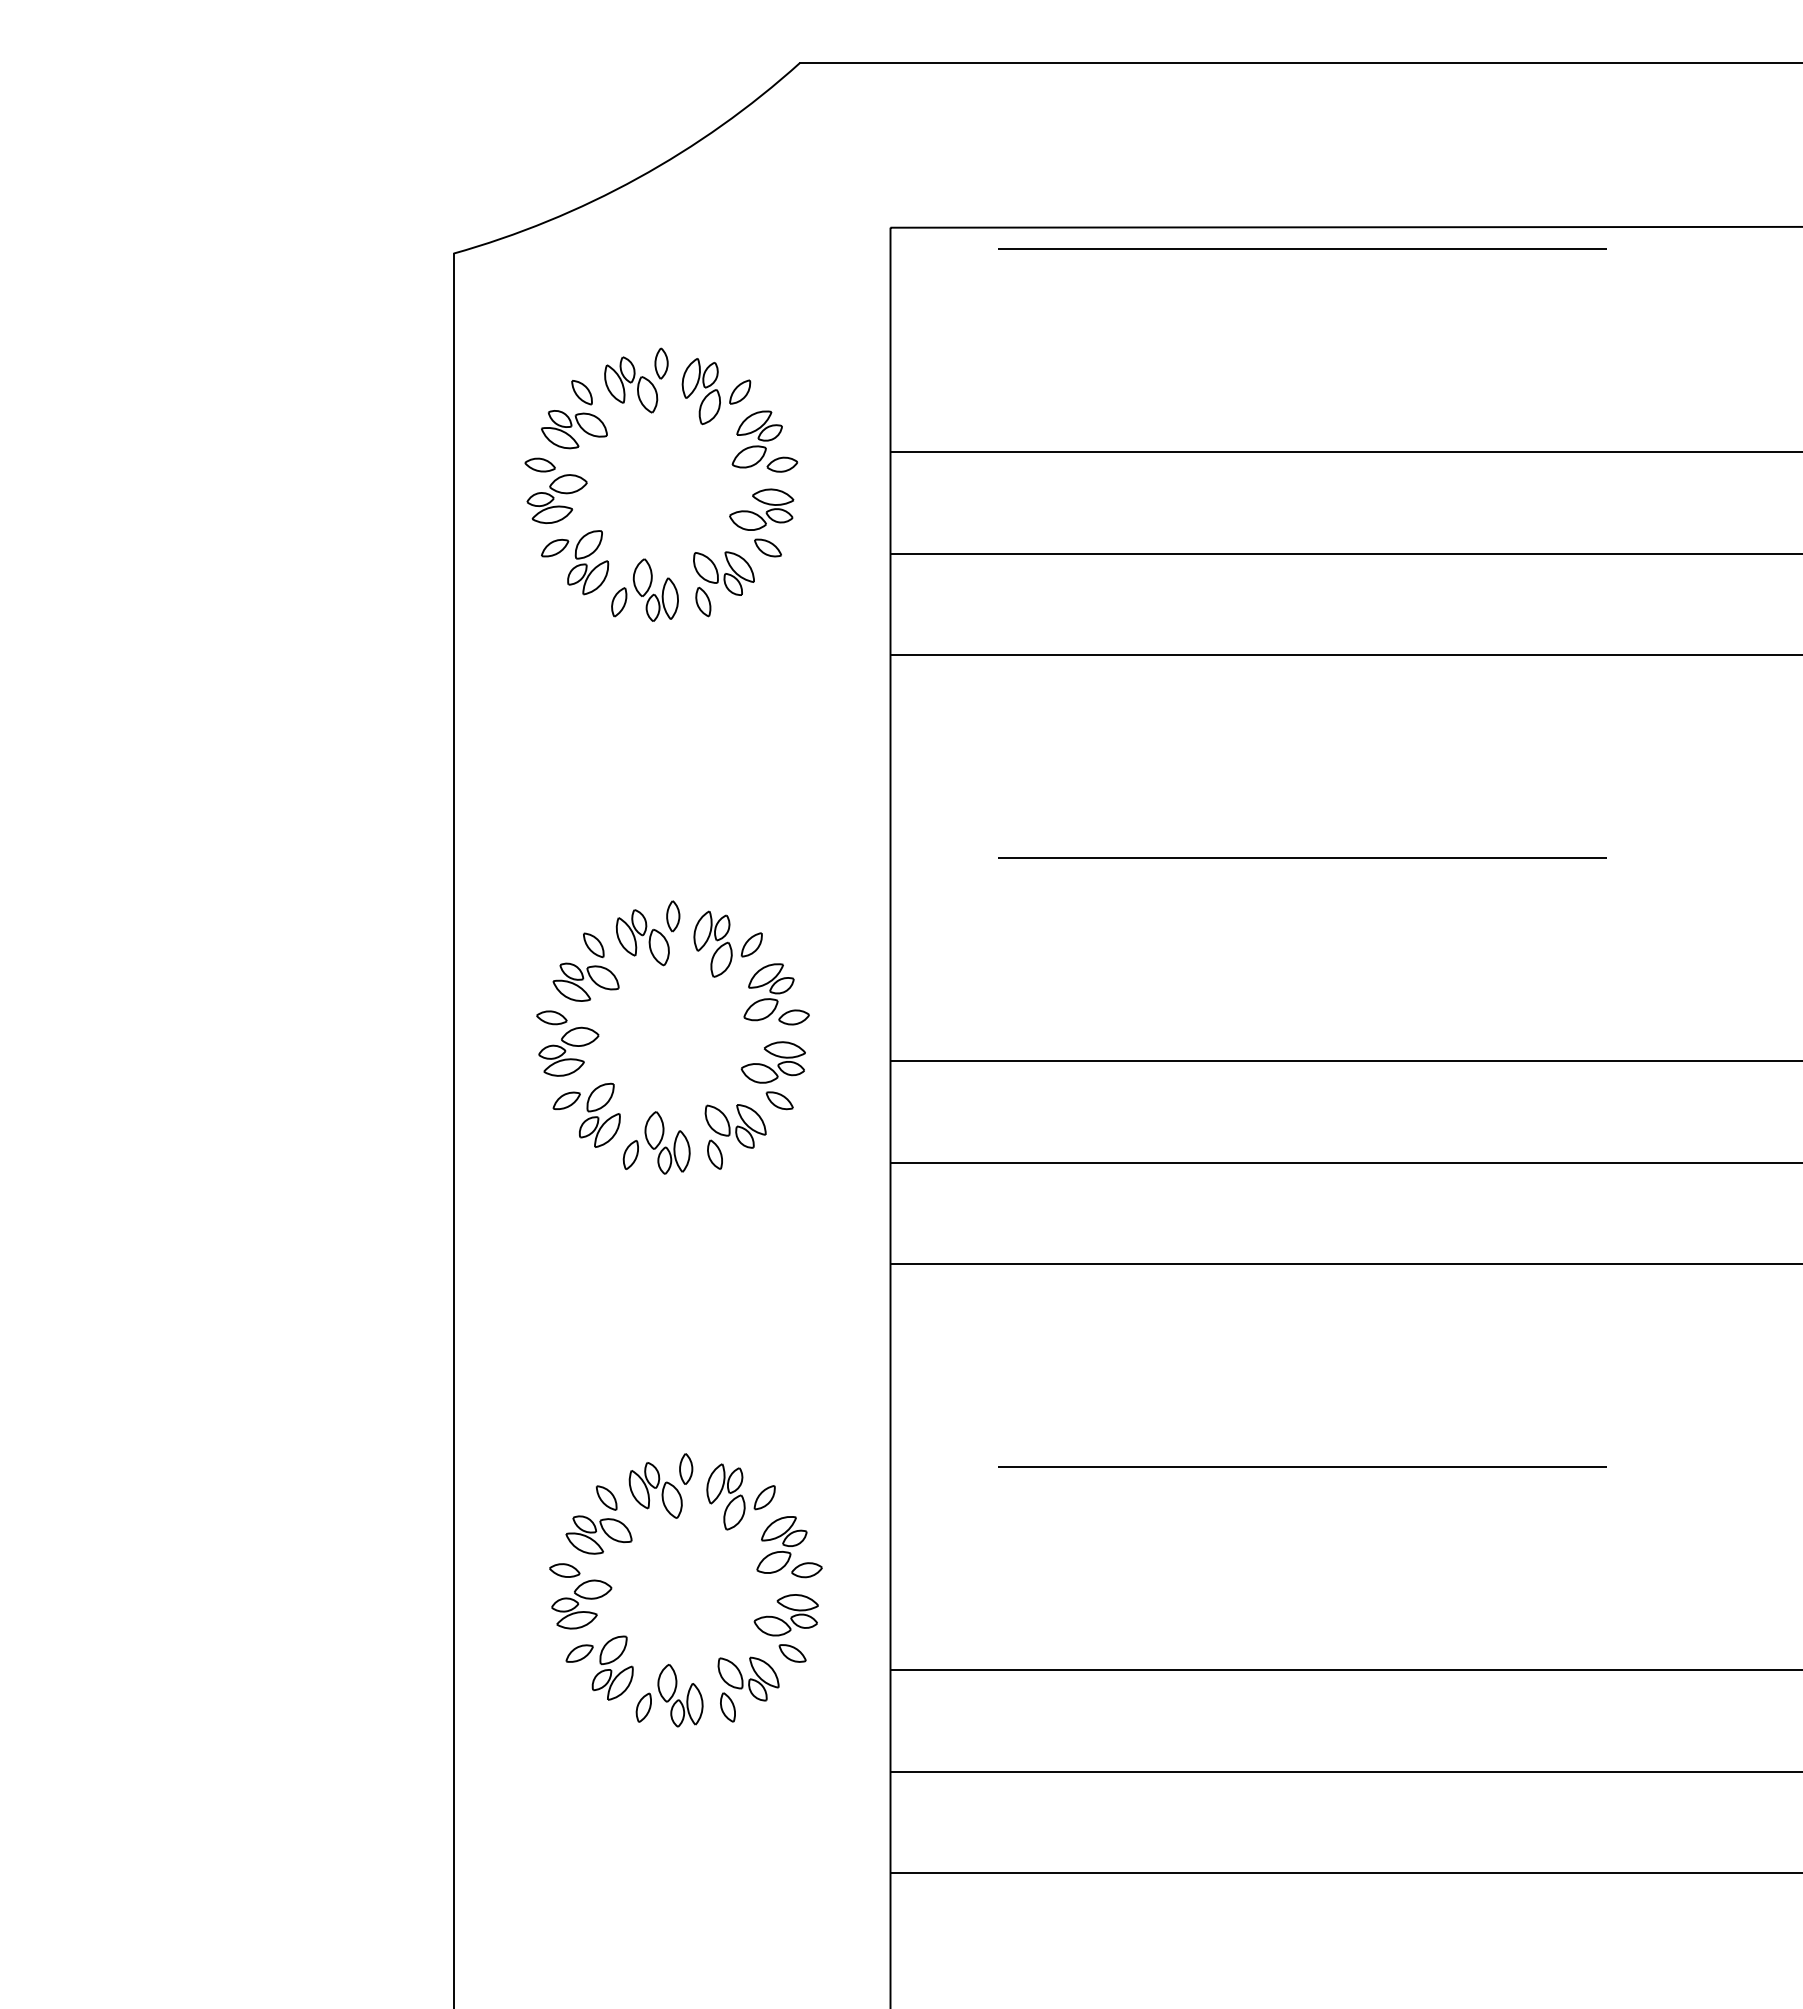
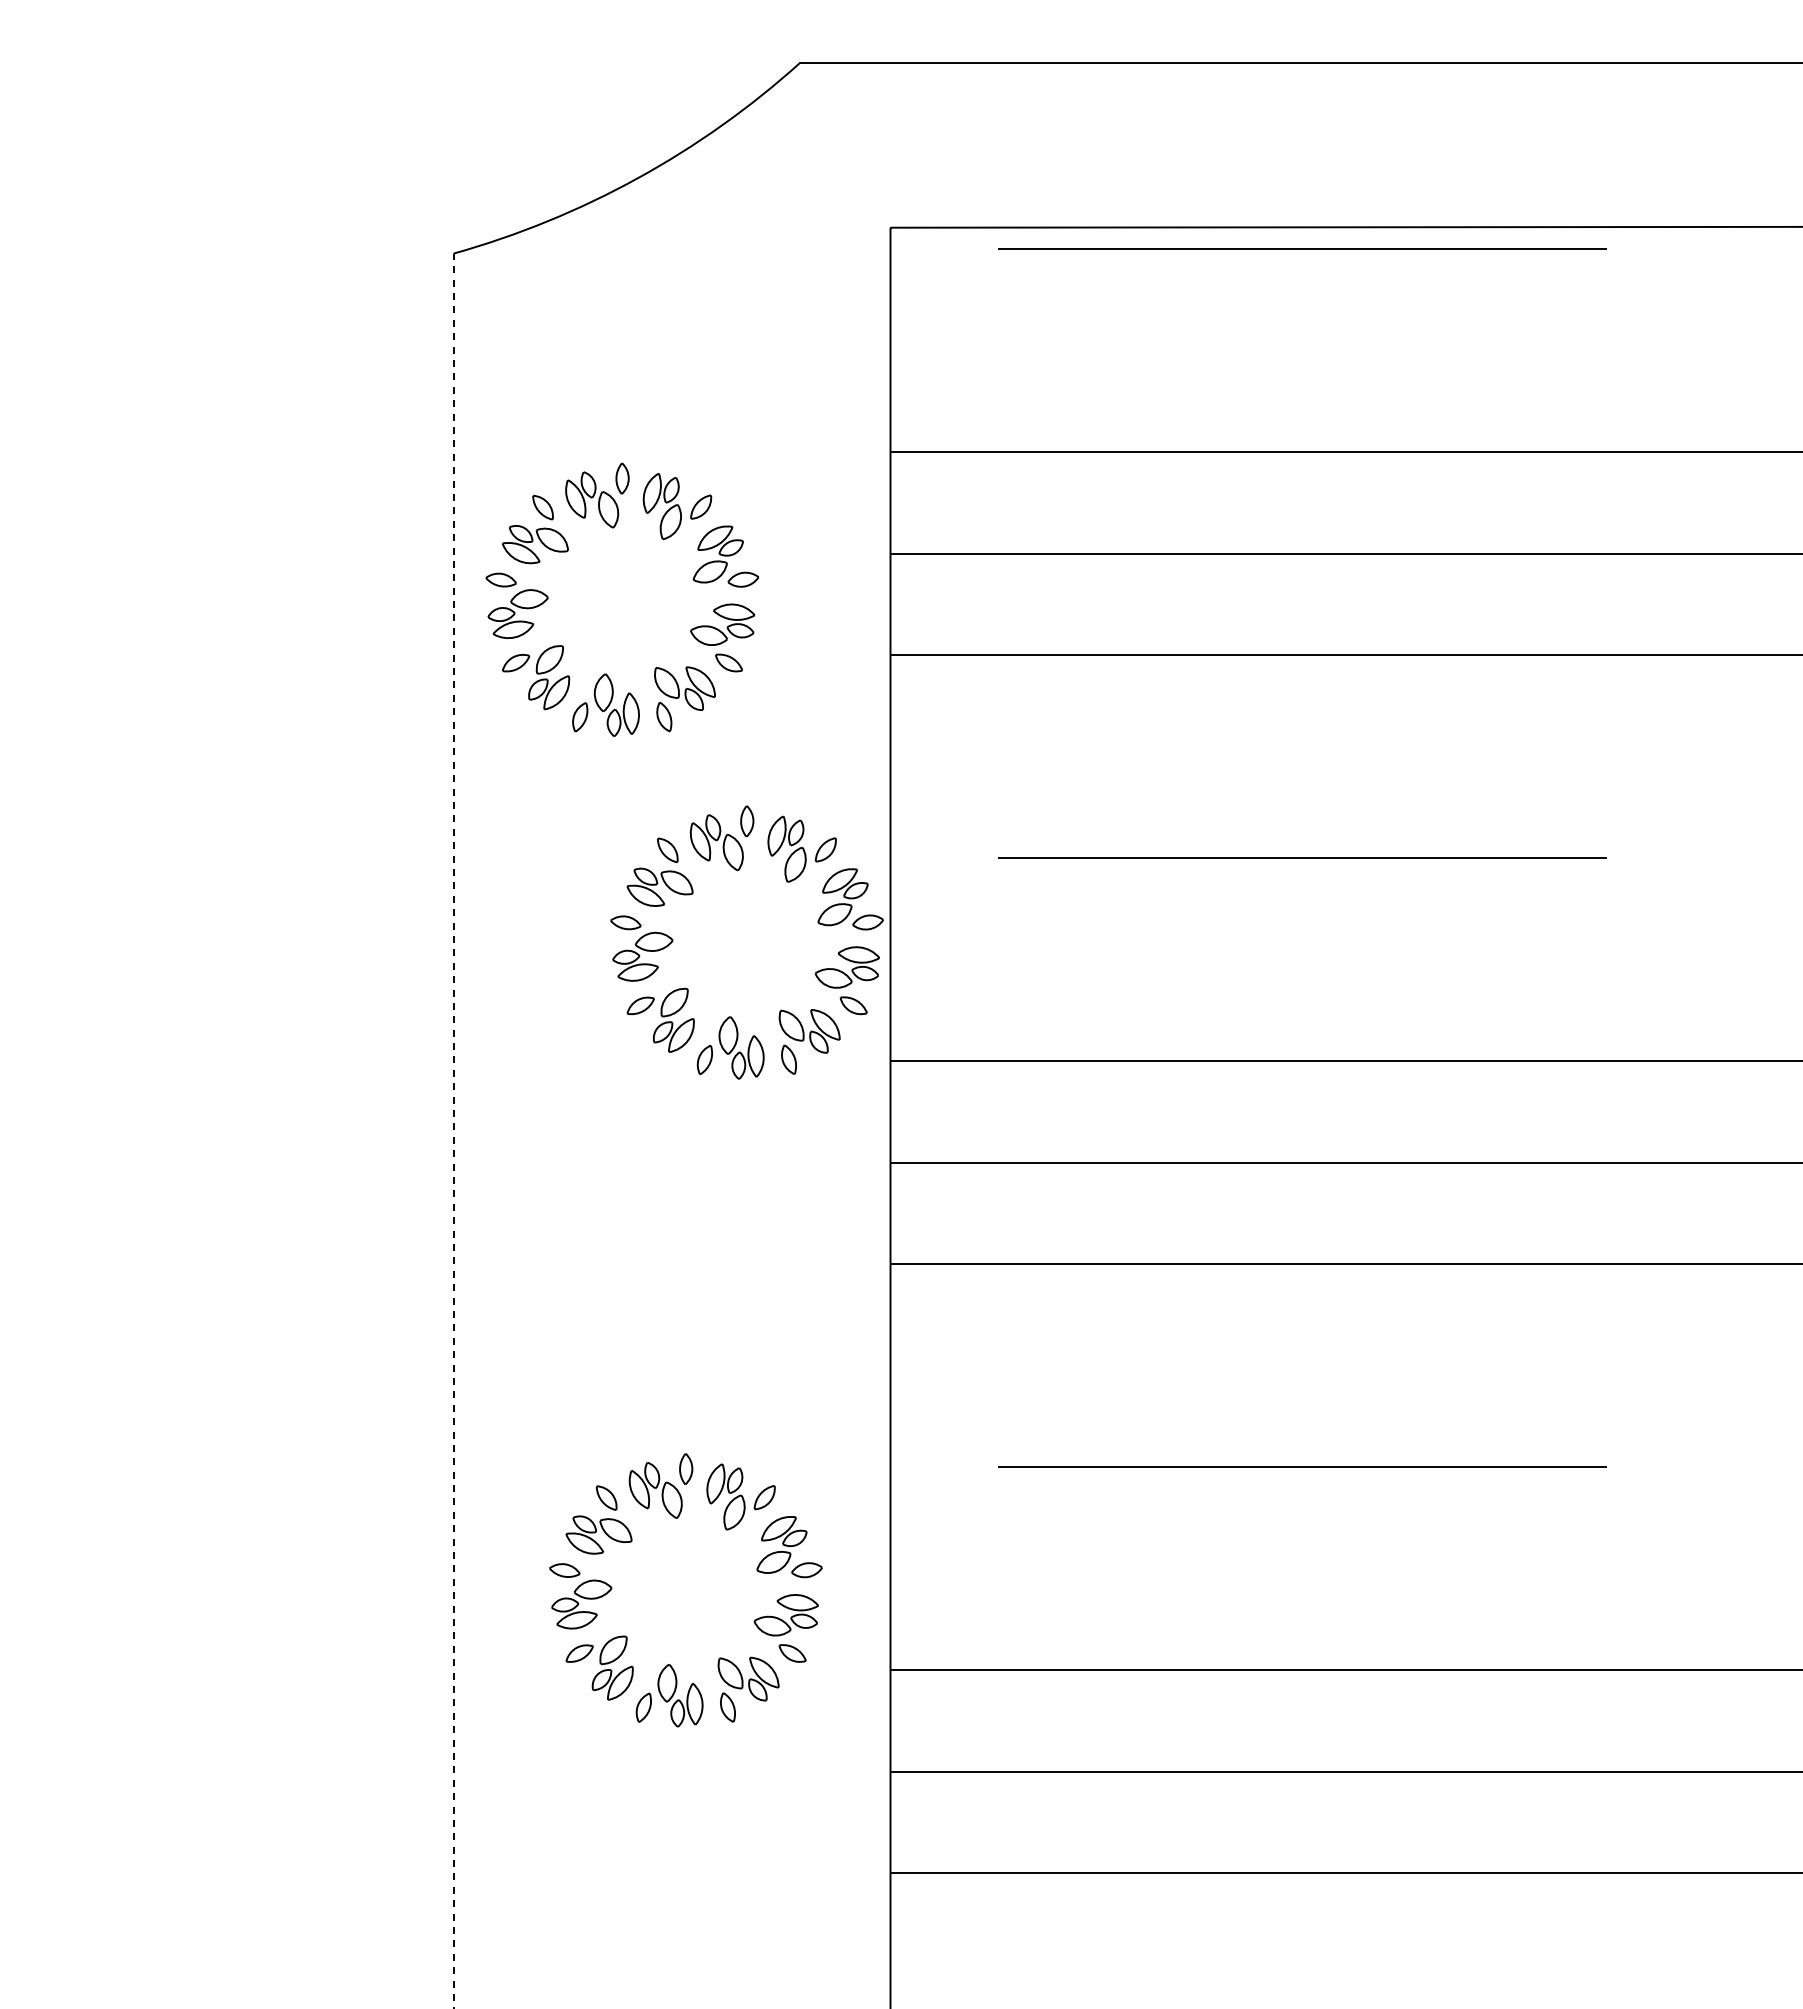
part position: (653, 413) -> (614, 528) (614, 528)
part position: (663, 966) -> (737, 871) (737, 871)
line: solid -> dashed (453, 1130)
